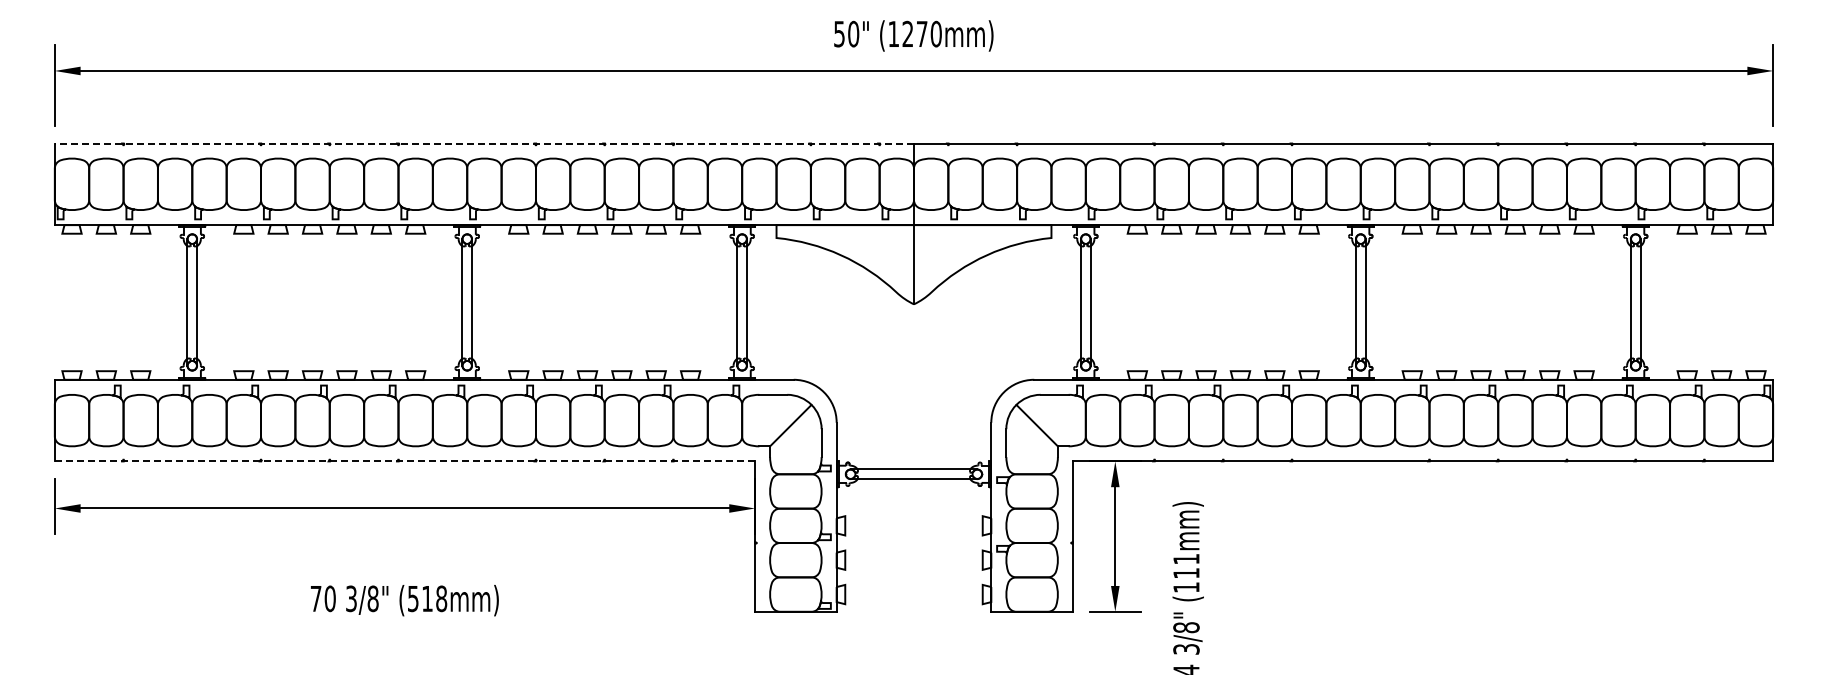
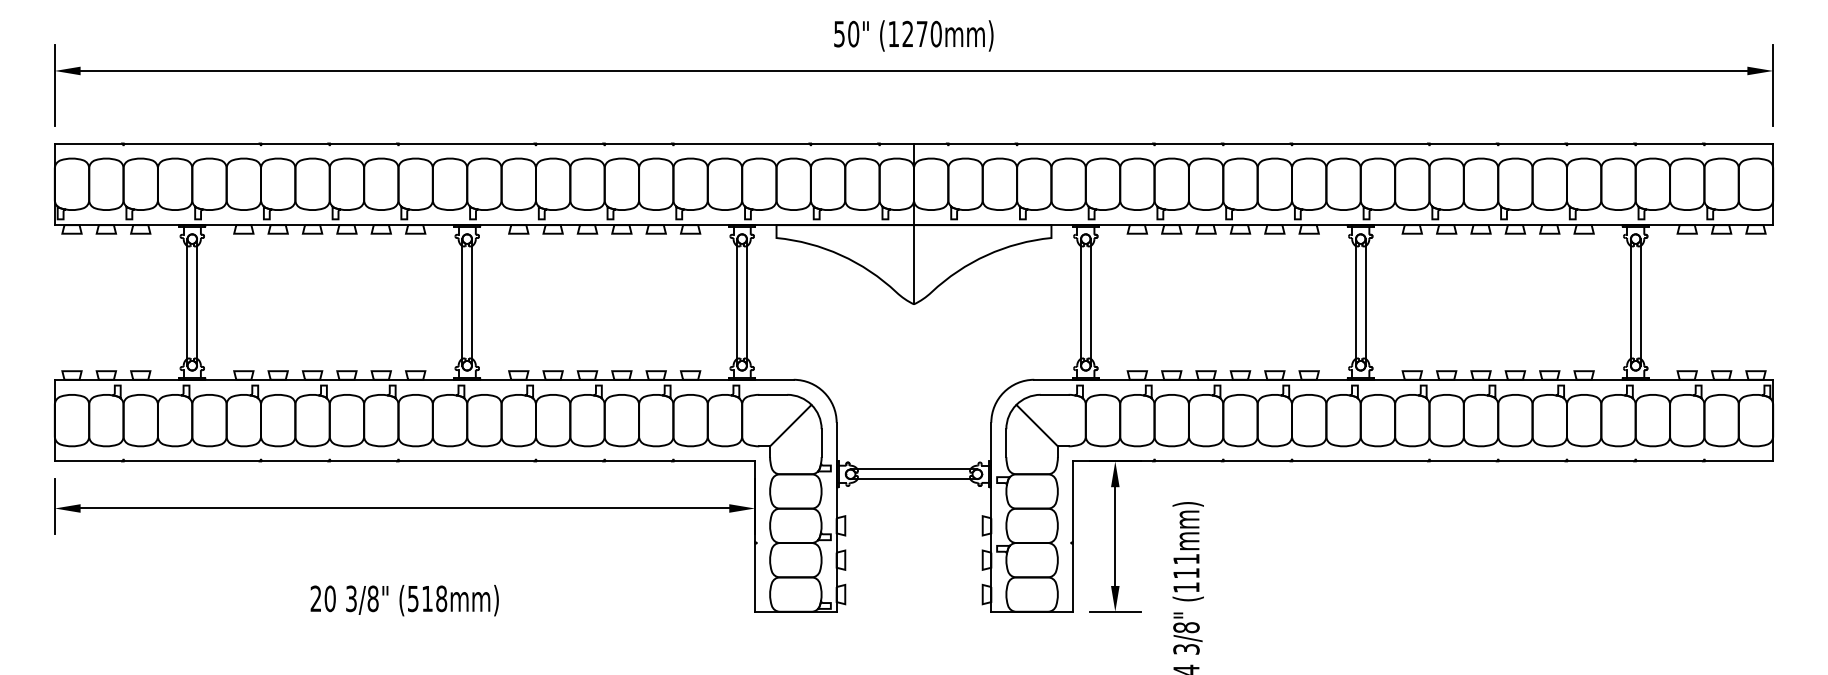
line: dashed -> solid (484, 143)
line: dashed -> solid (404, 461)
text: 70 -> 20 (315, 598)
